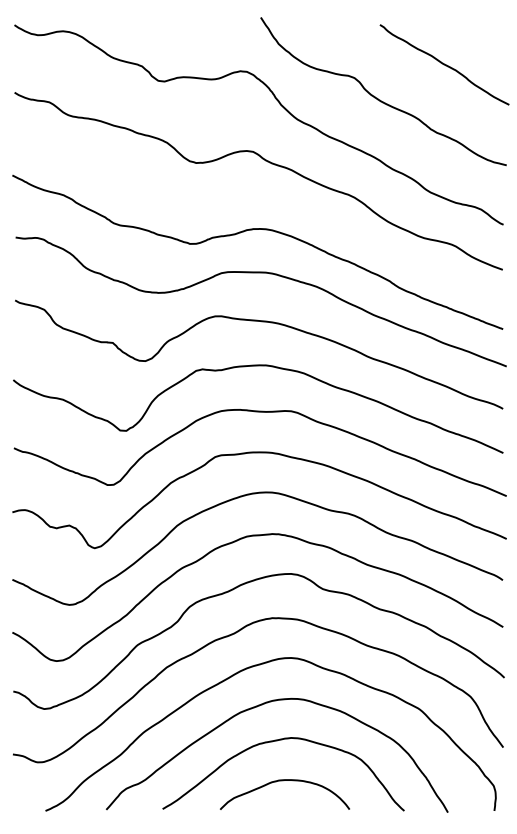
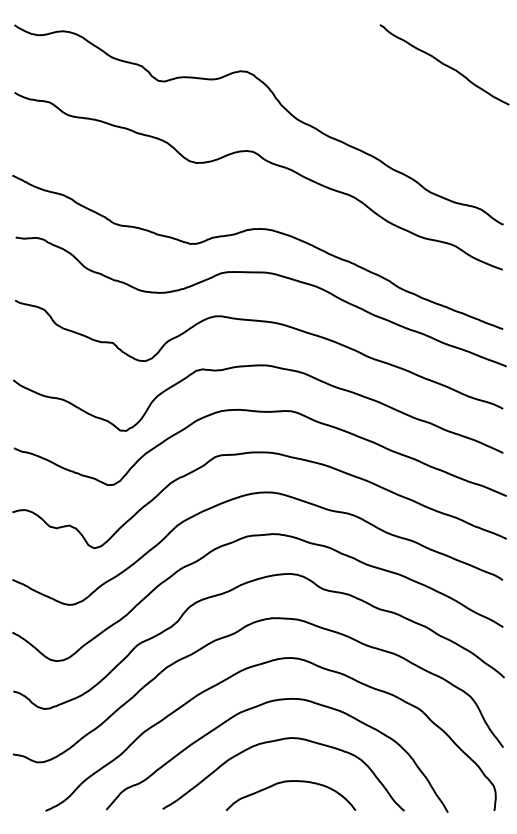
curve: present -> none (377, 97)
curve position: (283, 781) -> (289, 782) (289, 782)
